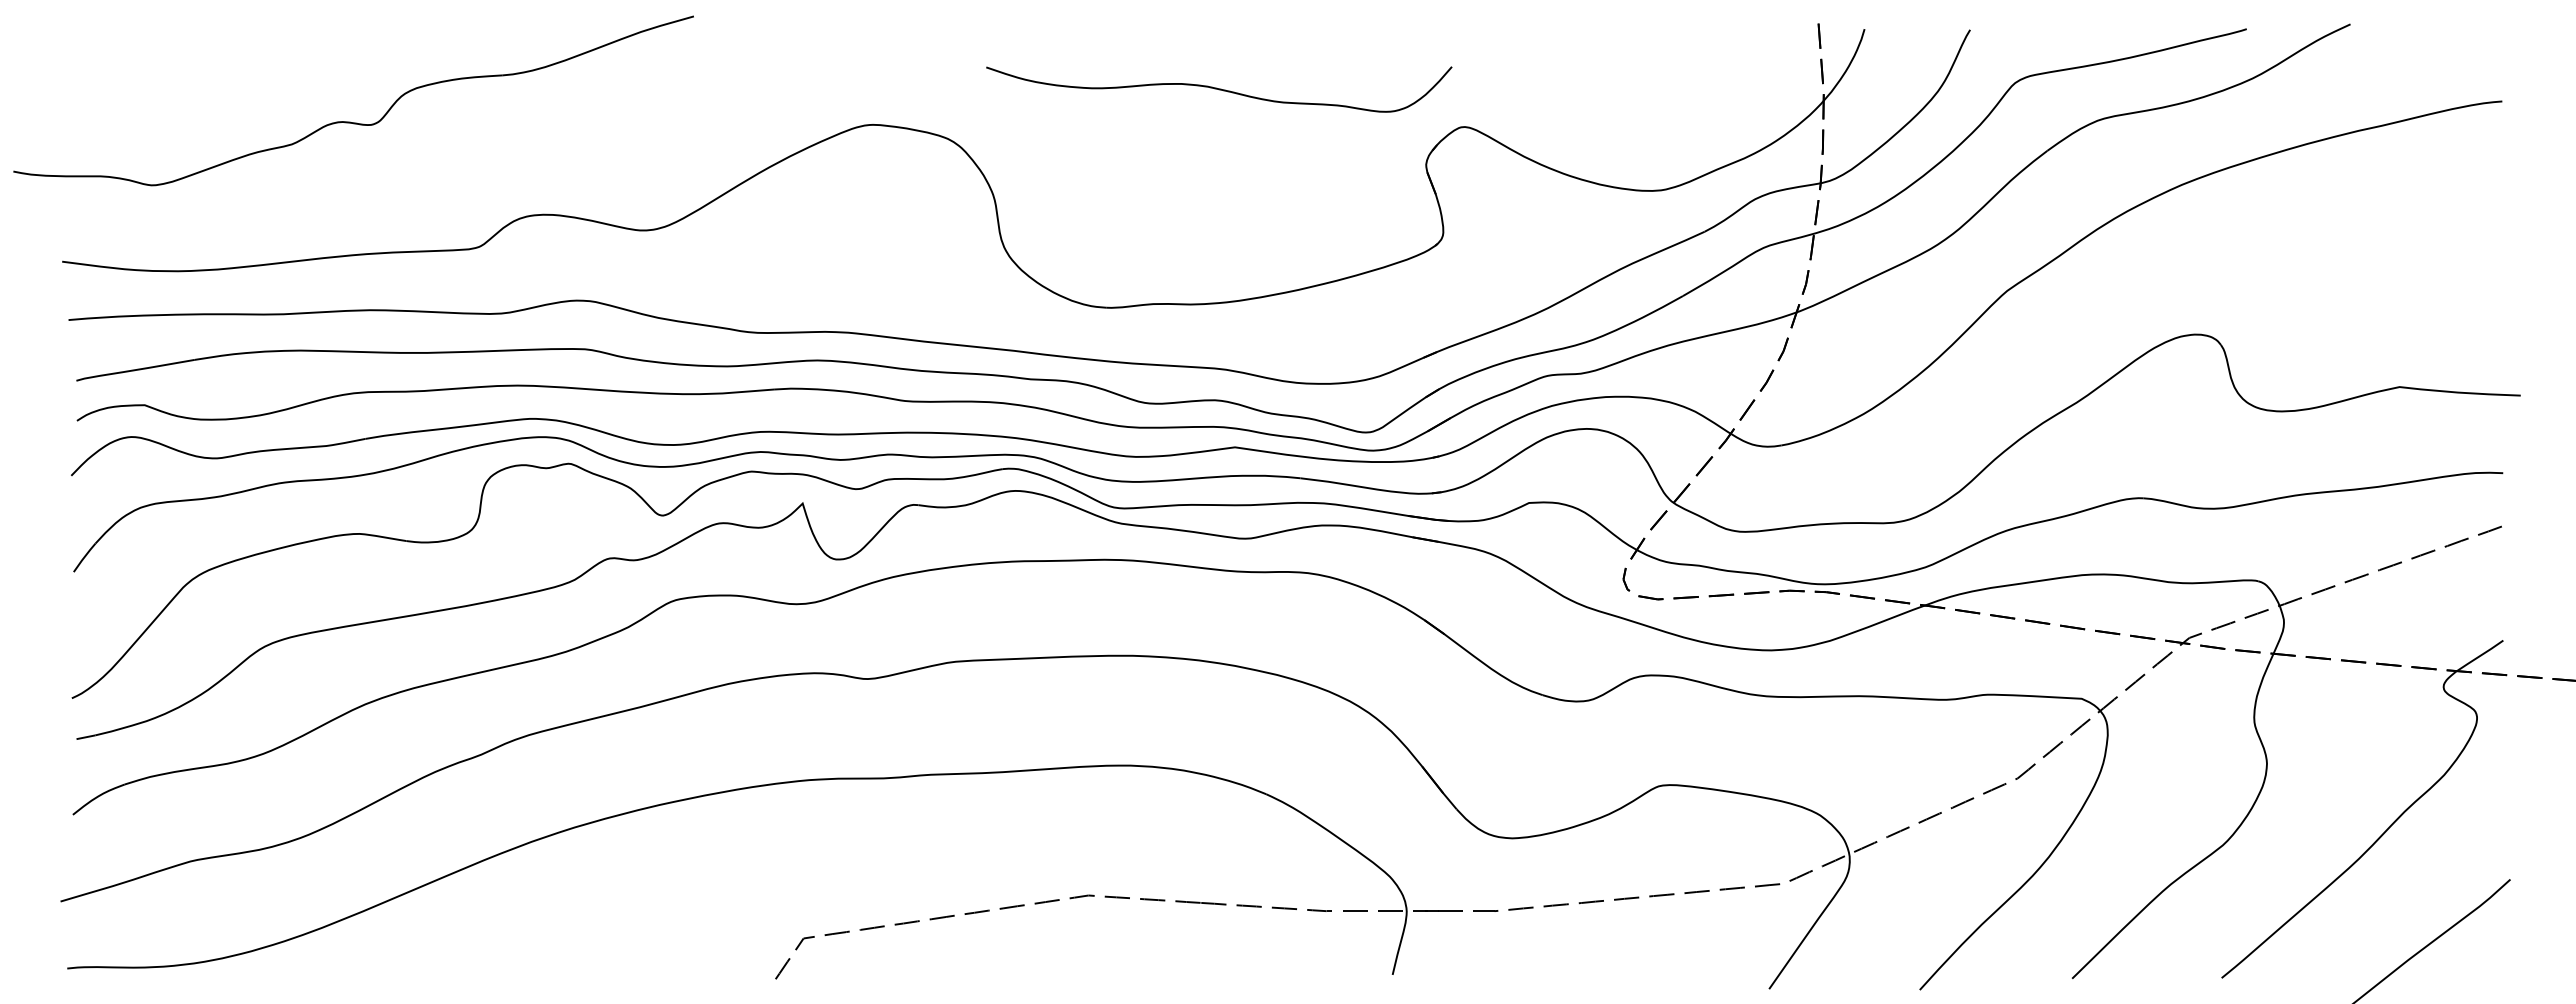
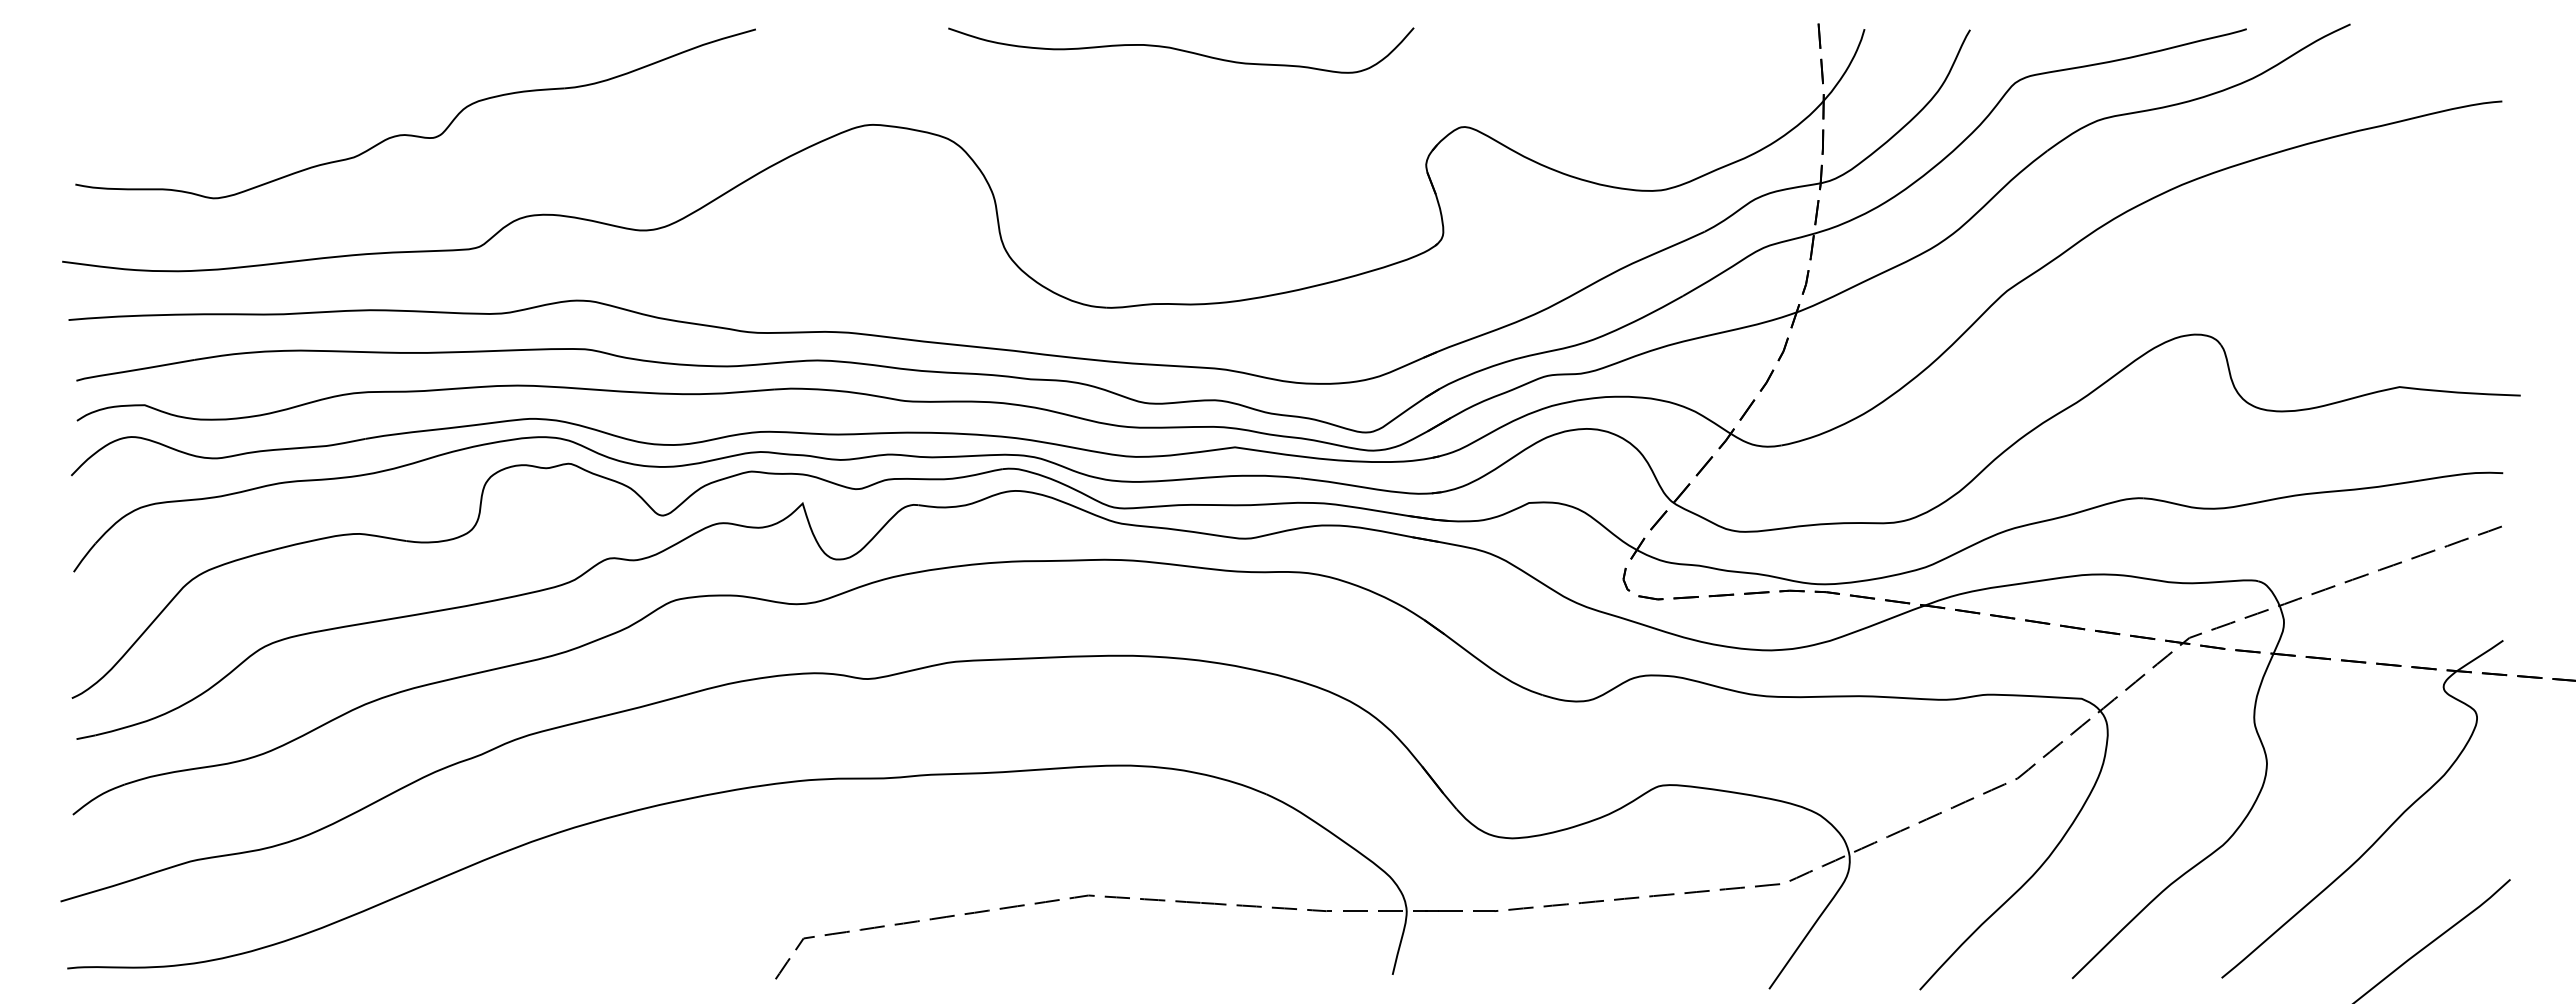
curve position: (1219, 89) -> (1181, 50) (1181, 50)
part position: (350, 121) -> (412, 134) (412, 134)
